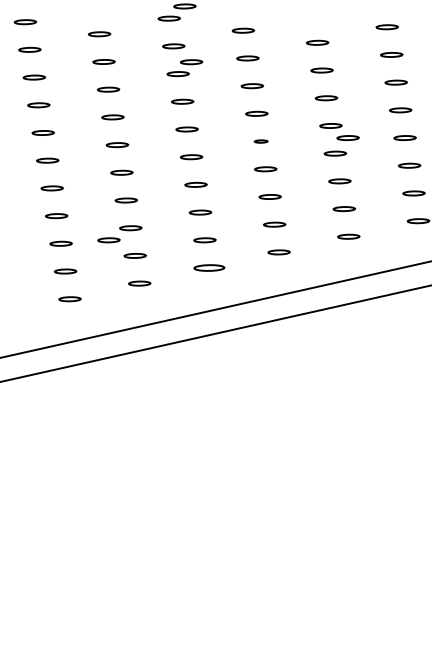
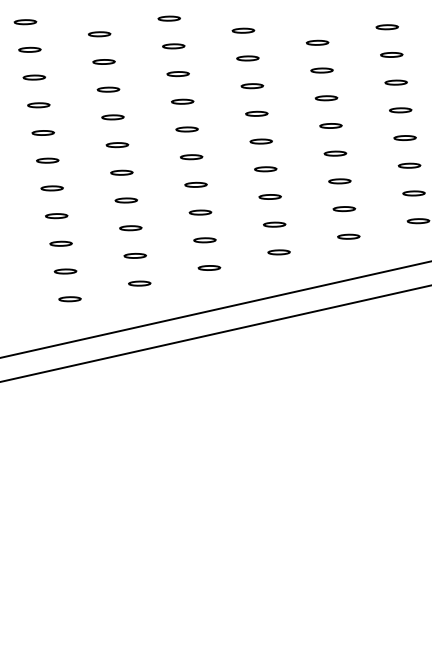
part: present -> none (184, 6)
part: present -> none (191, 62)
part: present -> none (347, 137)
part size: 16x5 px -> 24x7 px (260, 141)
part: present -> none (108, 240)
part size: 33x8 px -> 25x6 px (209, 267)
